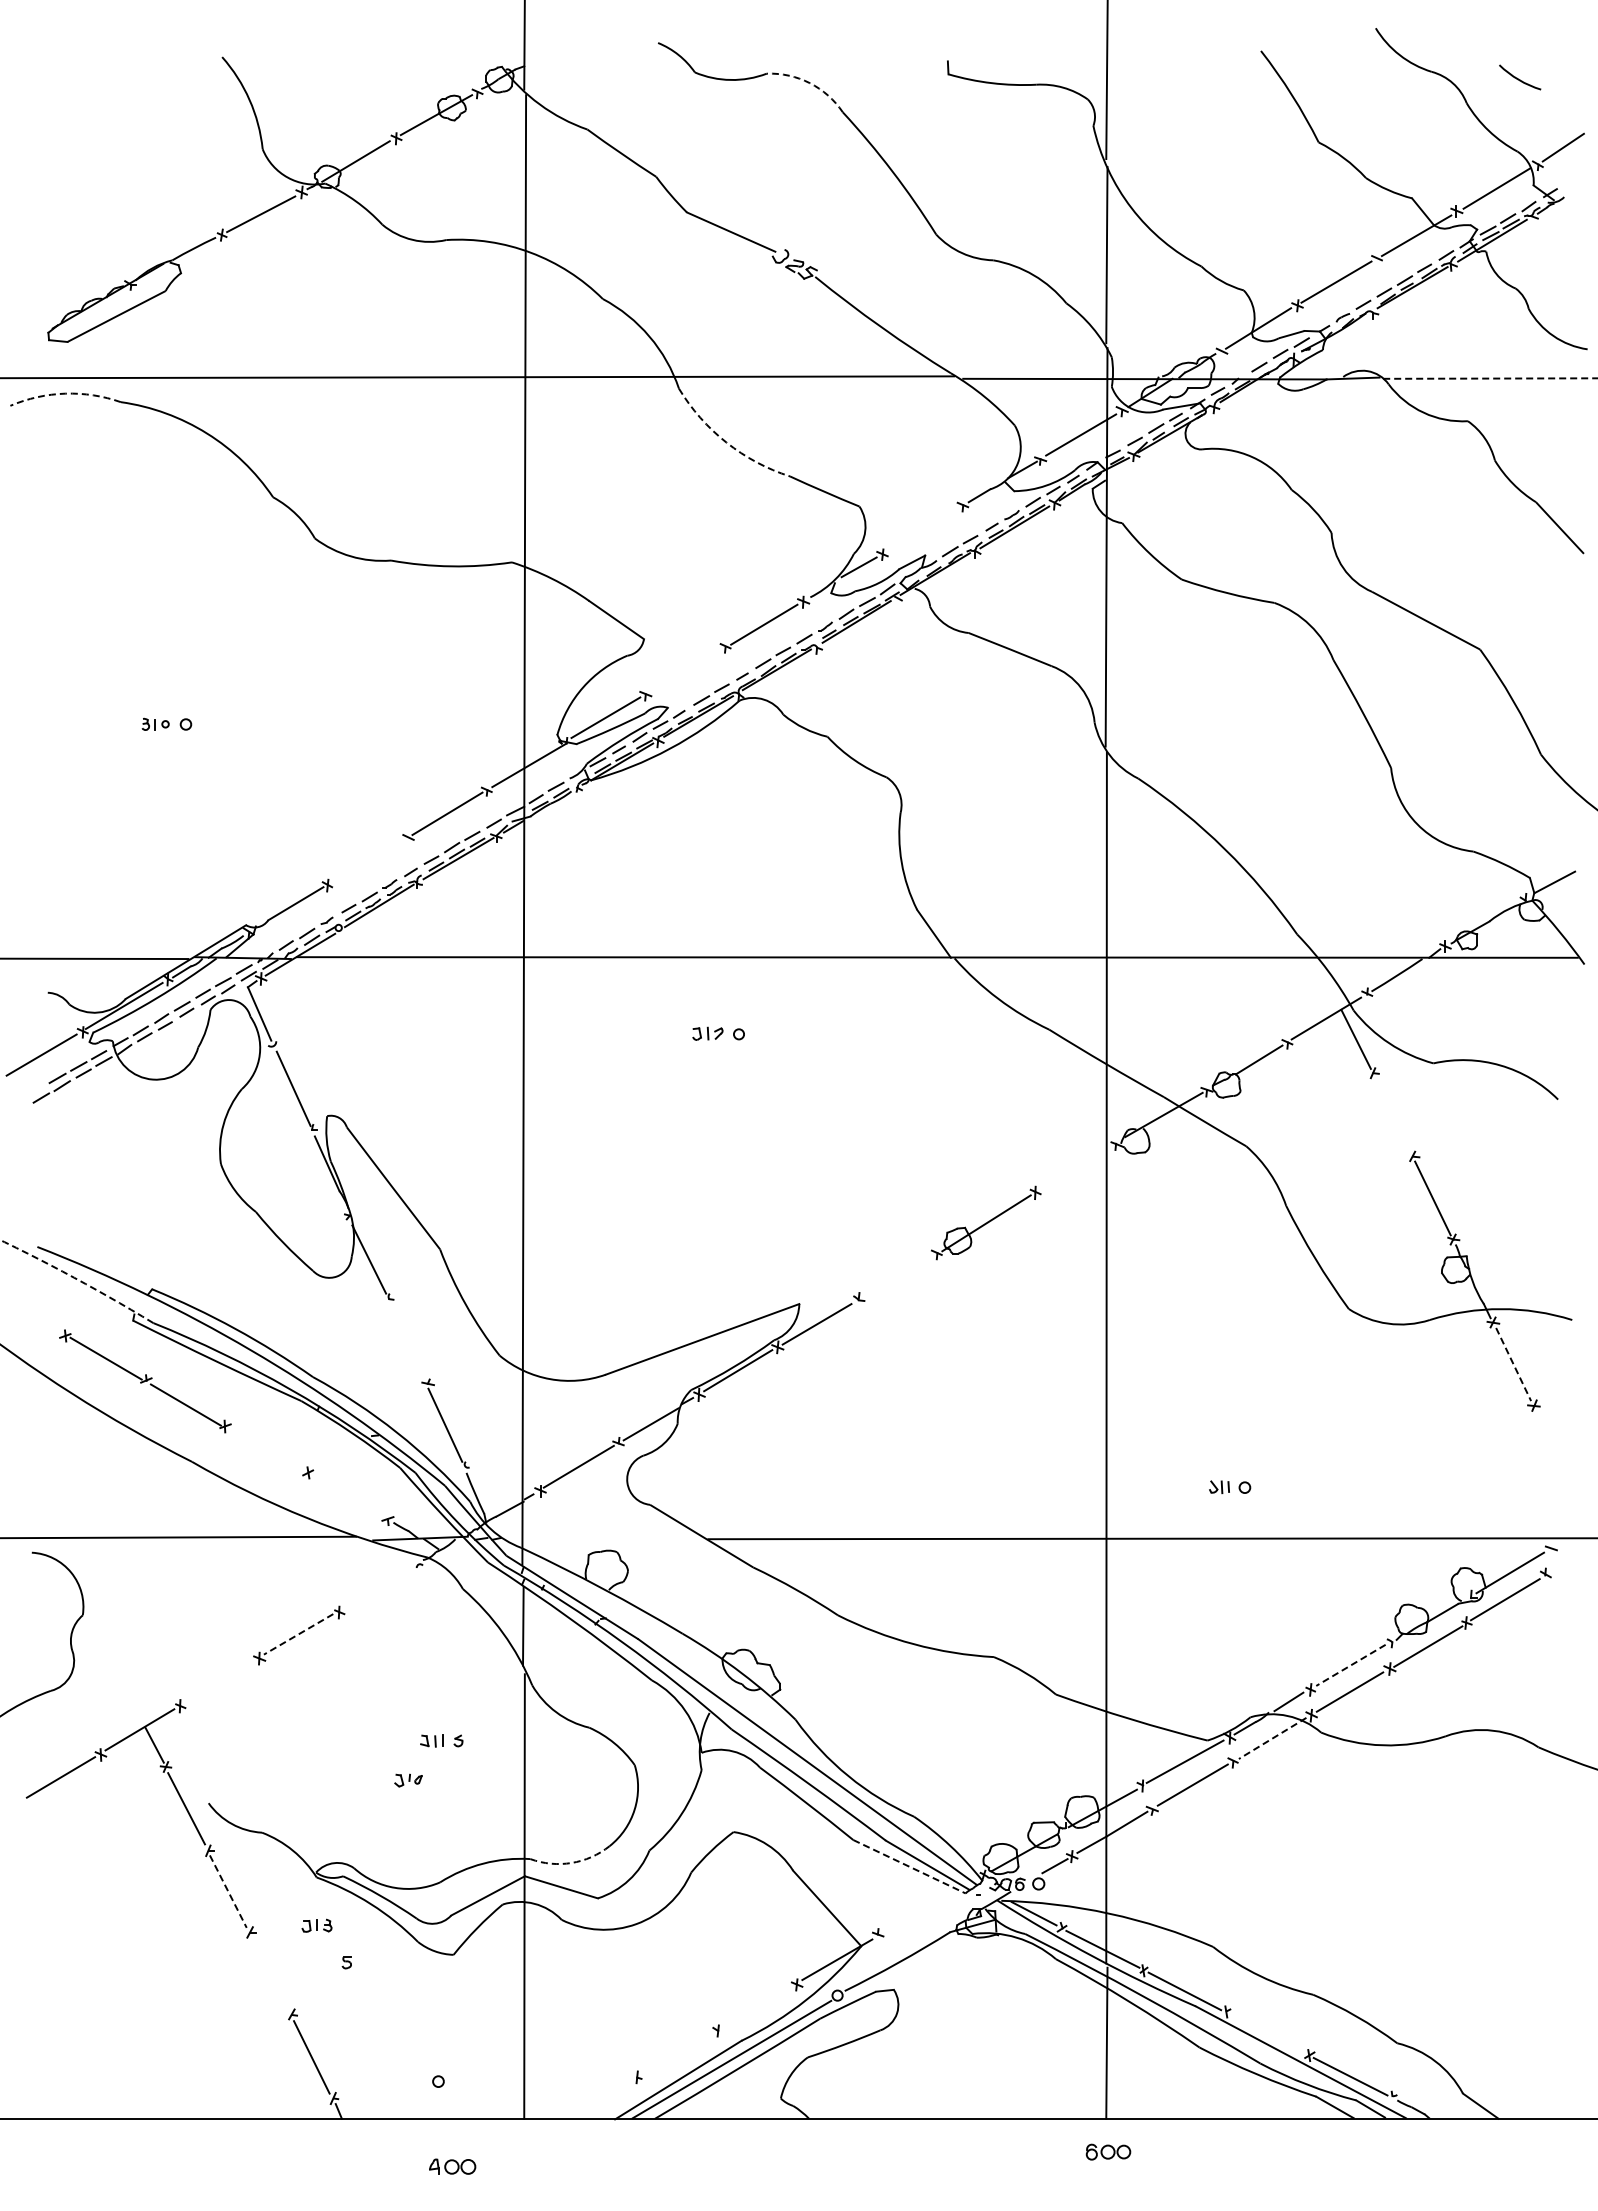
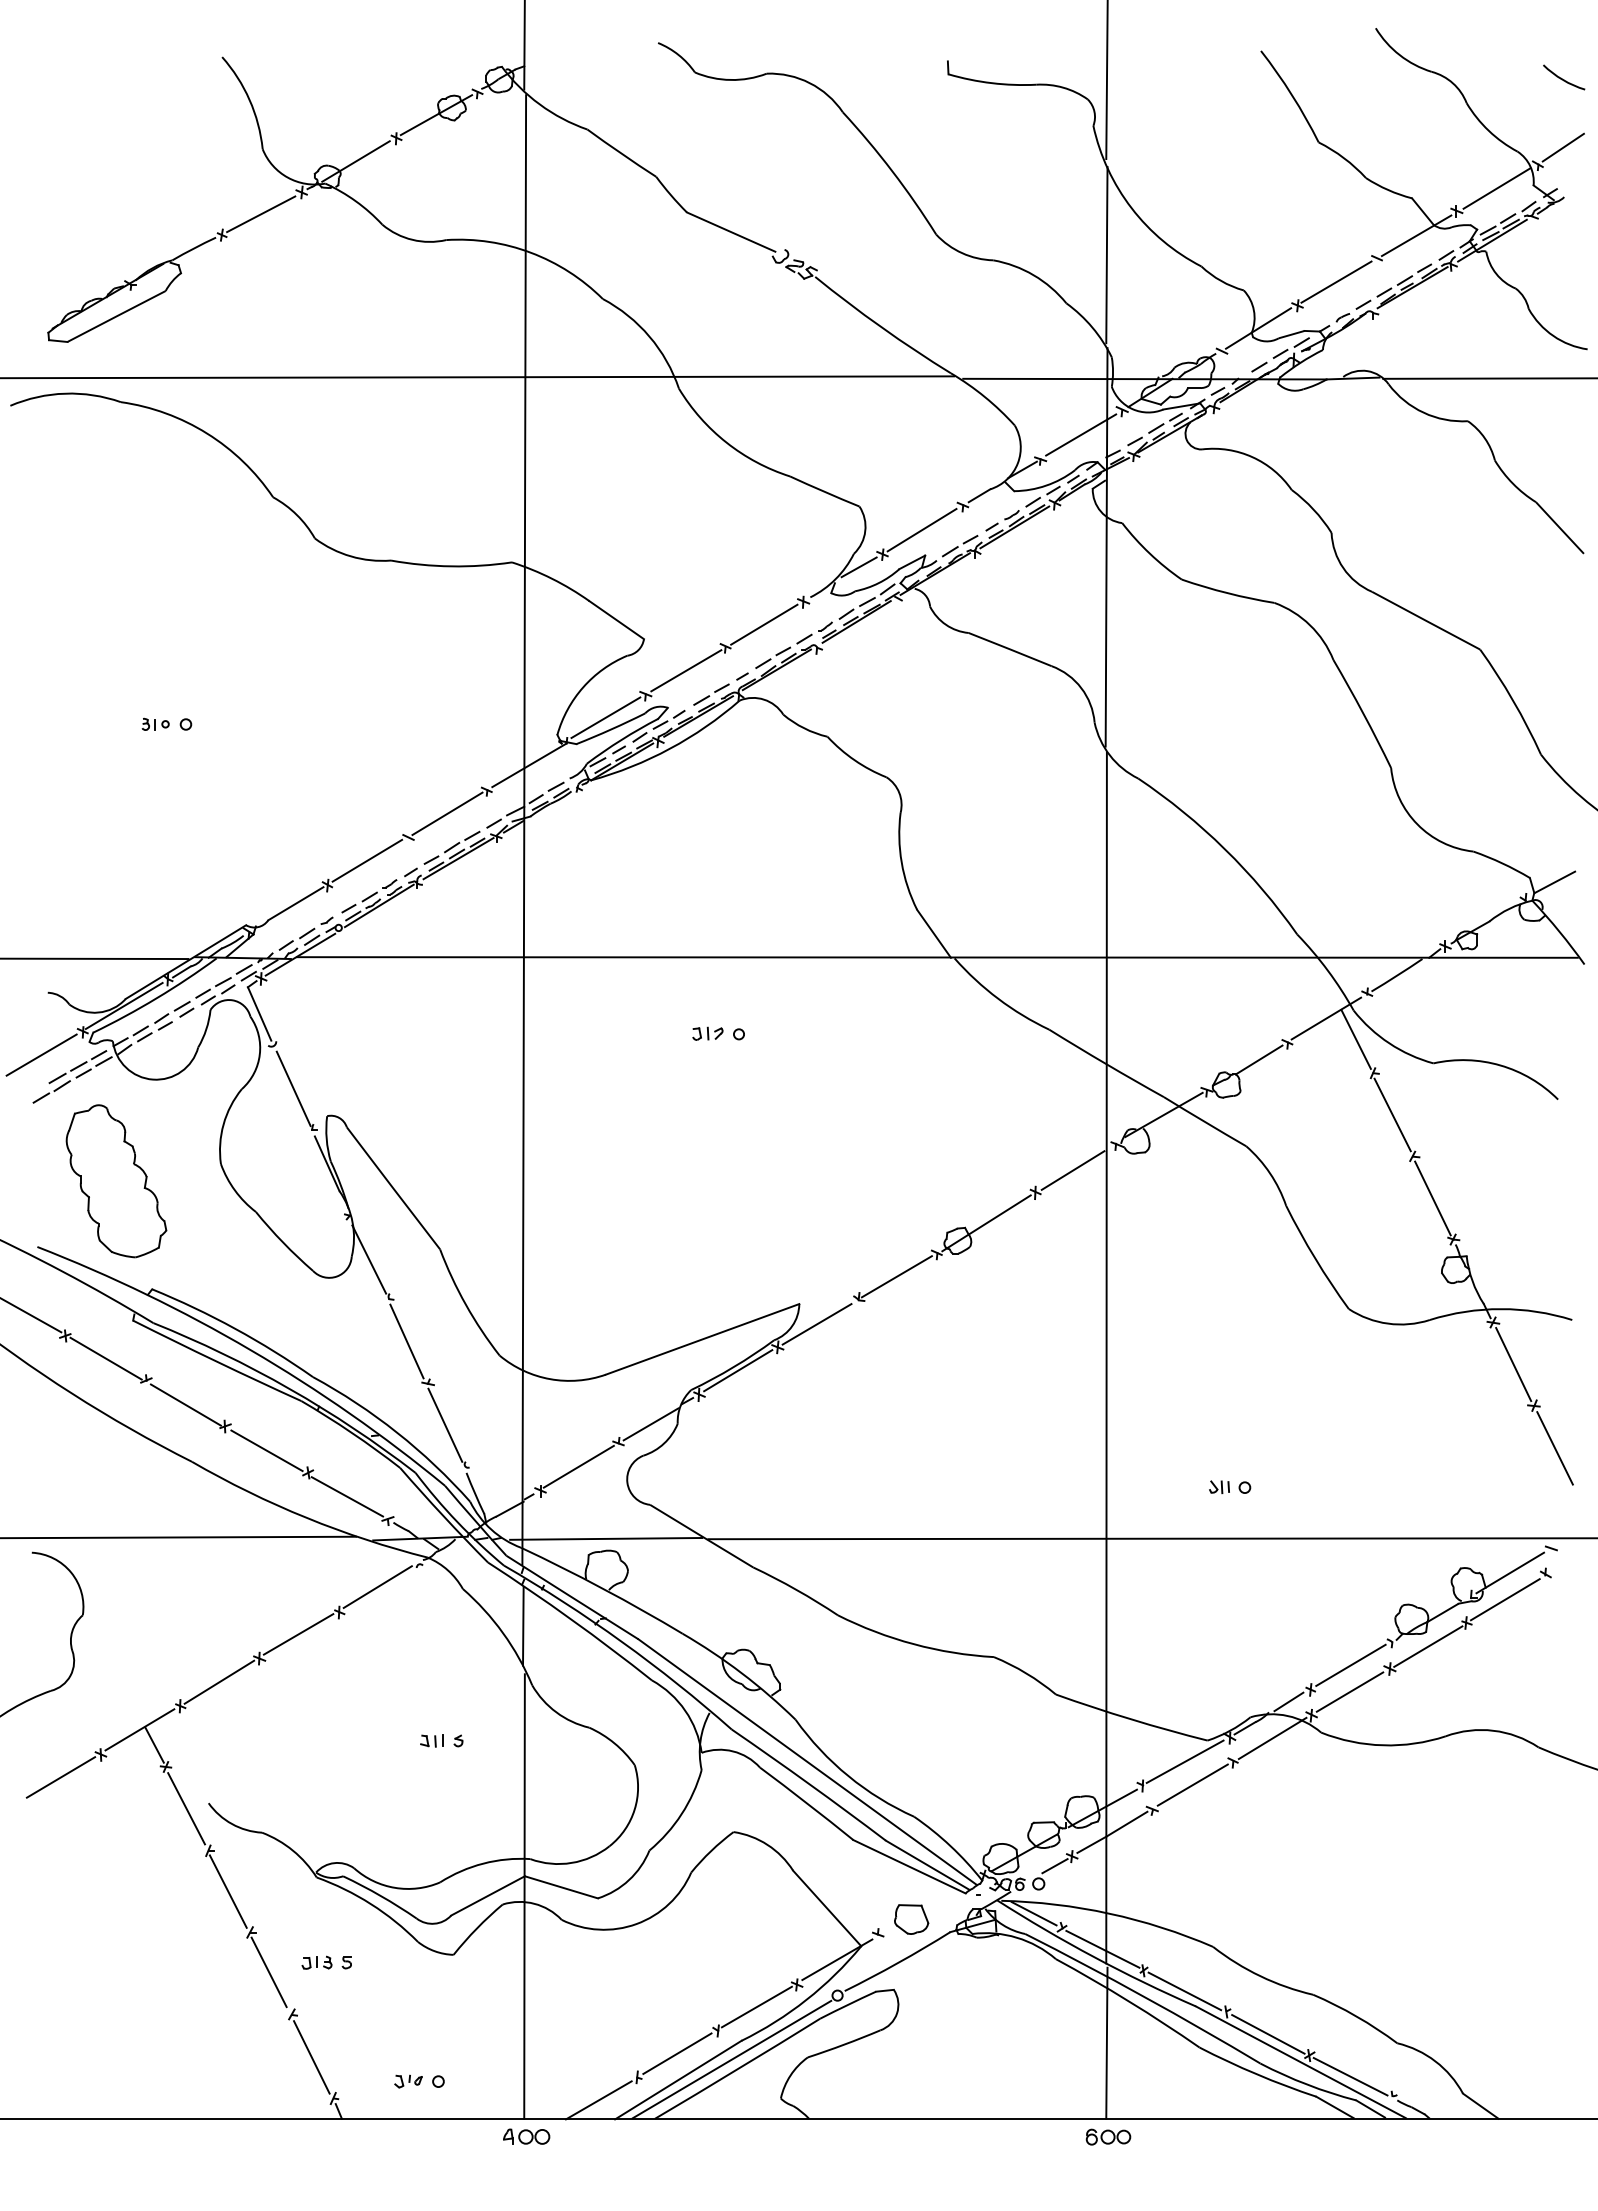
arc position: (1520, 79) -> (1564, 79) (1564, 79)
arc: dashed -> solid (809, 83)
line: dashed -> solid (1490, 378)
arc: dashed -> solid (65, 393)
arc: dashed -> solid (726, 442)
line: none -> present (921, 529)
line: none -> present (686, 670)
line: none -> present (367, 860)
line: none -> present (1392, 1114)
line: none -> present (1072, 1170)
part: none -> present (116, 1181)
line: none -> present (896, 1276)
arc: dashed -> solid (78, 1279)
line: none -> present (31, 1315)
line: none -> present (406, 1341)
line: dashed -> solid (1513, 1364)
line: none -> present (1554, 1448)
line: none -> present (266, 1450)
line: none -> present (347, 1496)
line: none -> present (606, 1538)
line: none -> present (377, 1586)
line: dashed -> solid (298, 1634)
line: dashed -> solid (1350, 1665)
line: none -> present (219, 1681)
line: dashed -> solid (1272, 1738)
part position: (408, 1780) -> (408, 2081) (408, 2081)
arc: dashed -> solid (571, 1862)
line: dashed -> solid (909, 1866)
line: dashed -> solid (228, 1891)
part: none -> present (911, 1919)
part position: (316, 1925) -> (316, 1962) (316, 1962)
line: none -> present (268, 1972)
line: none -> present (756, 2006)
line: none -> present (1268, 2034)
line: none -> present (677, 2053)
line: none -> present (598, 2100)
part position: (1108, 2151) -> (1108, 2136) (1108, 2136)
part position: (452, 2166) -> (526, 2136) (526, 2136)
